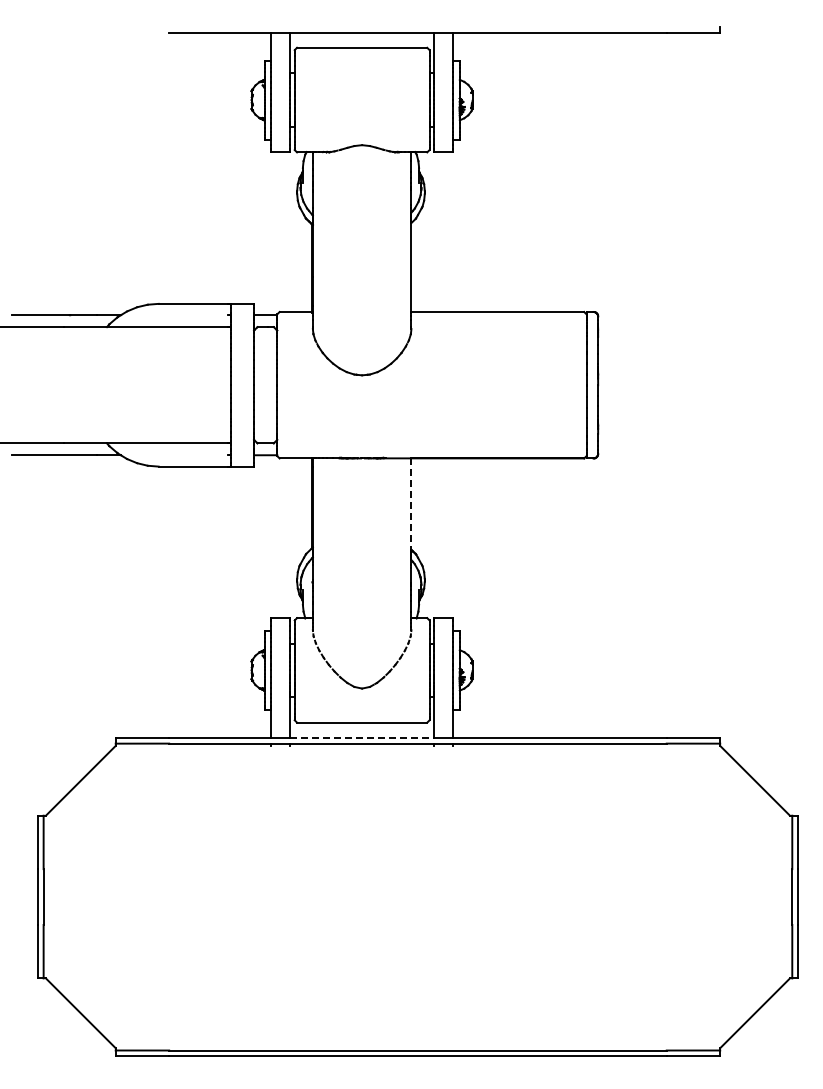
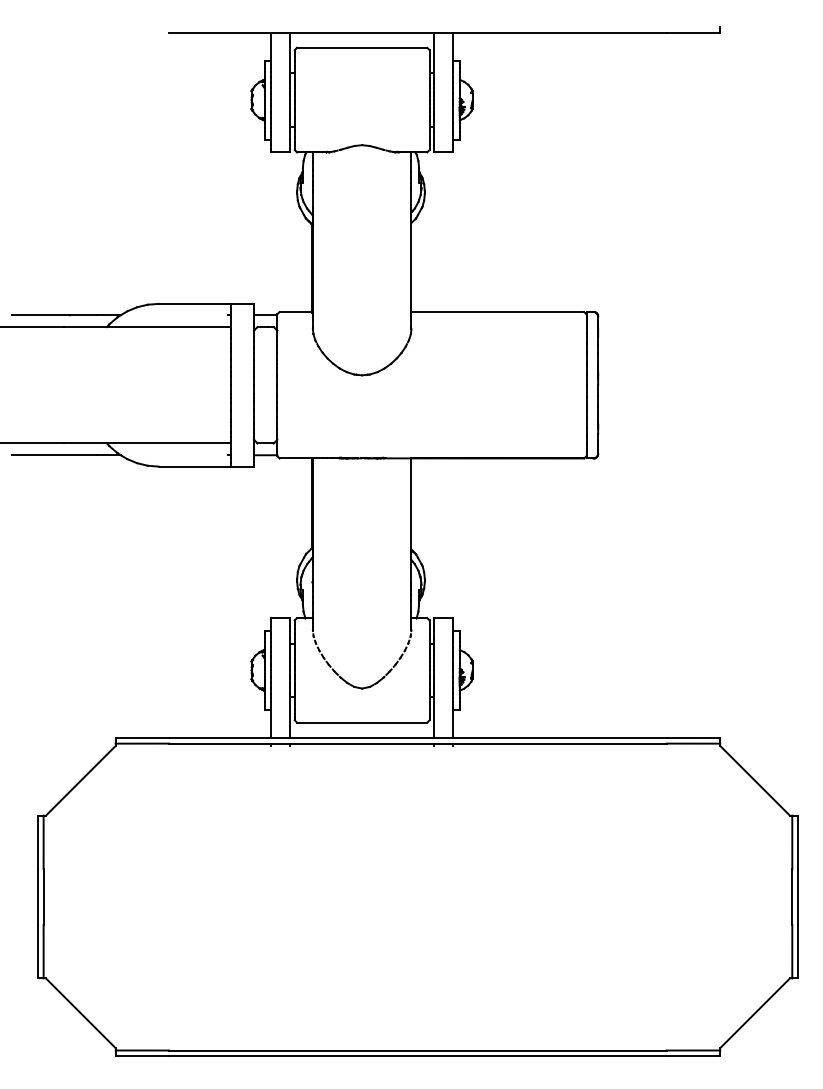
line: dashed -> solid (411, 504)
line: dashed -> solid (362, 737)
